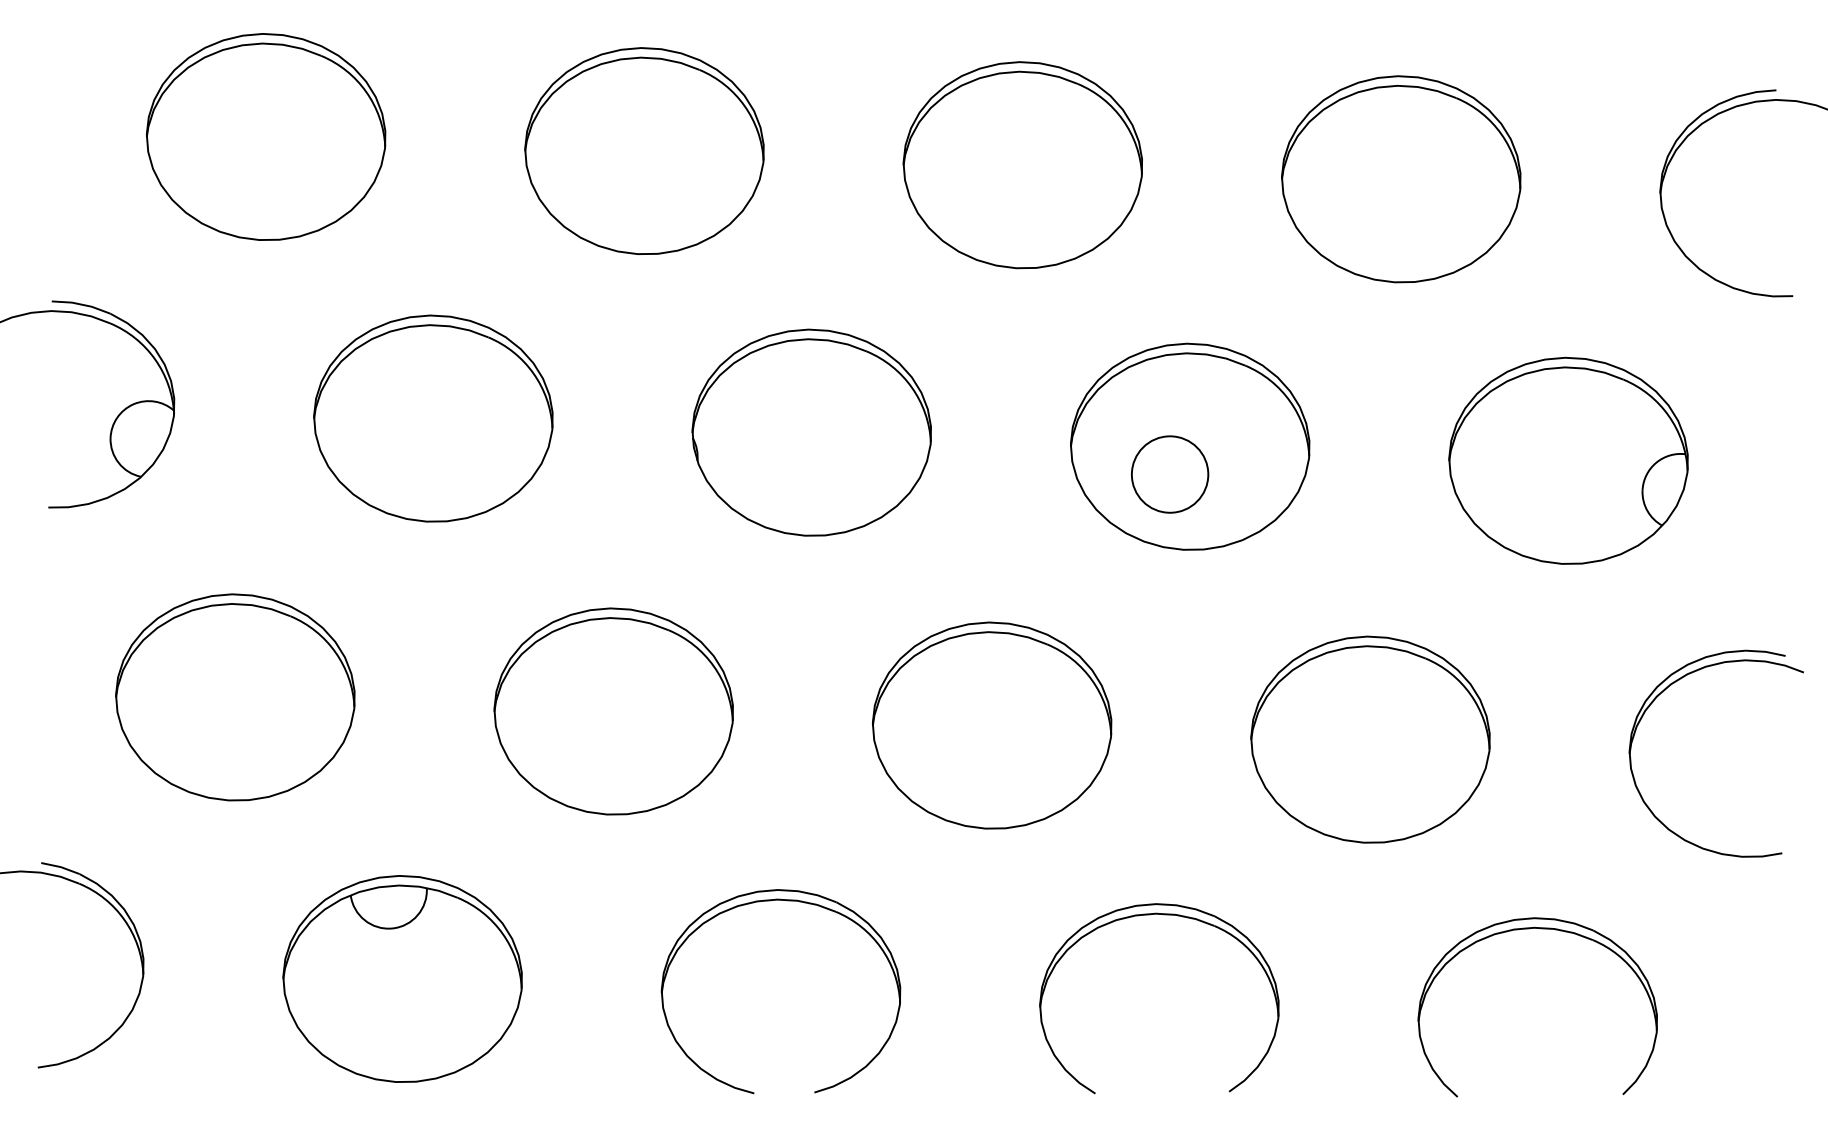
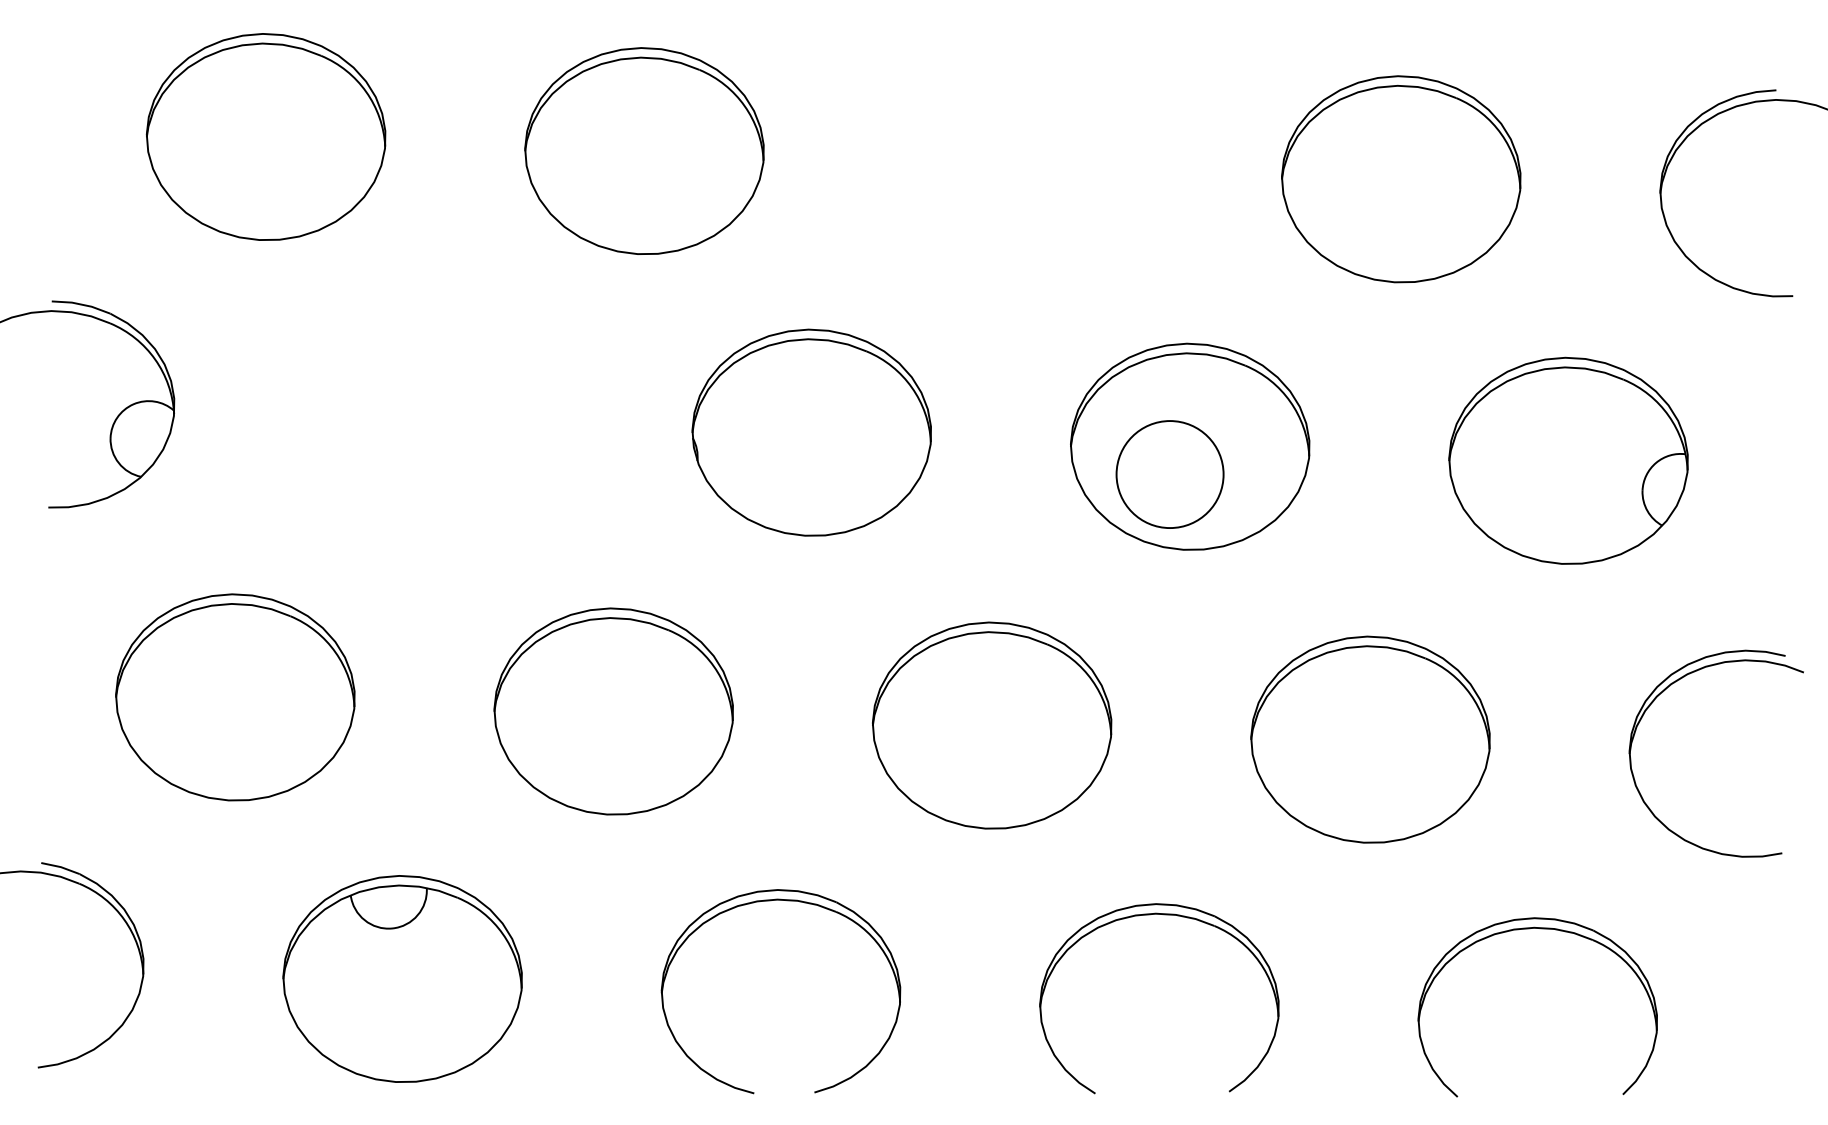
part: present -> none (1022, 165)
part: present -> none (433, 418)
circle diameter: 76 px -> 107 px (1169, 474)
